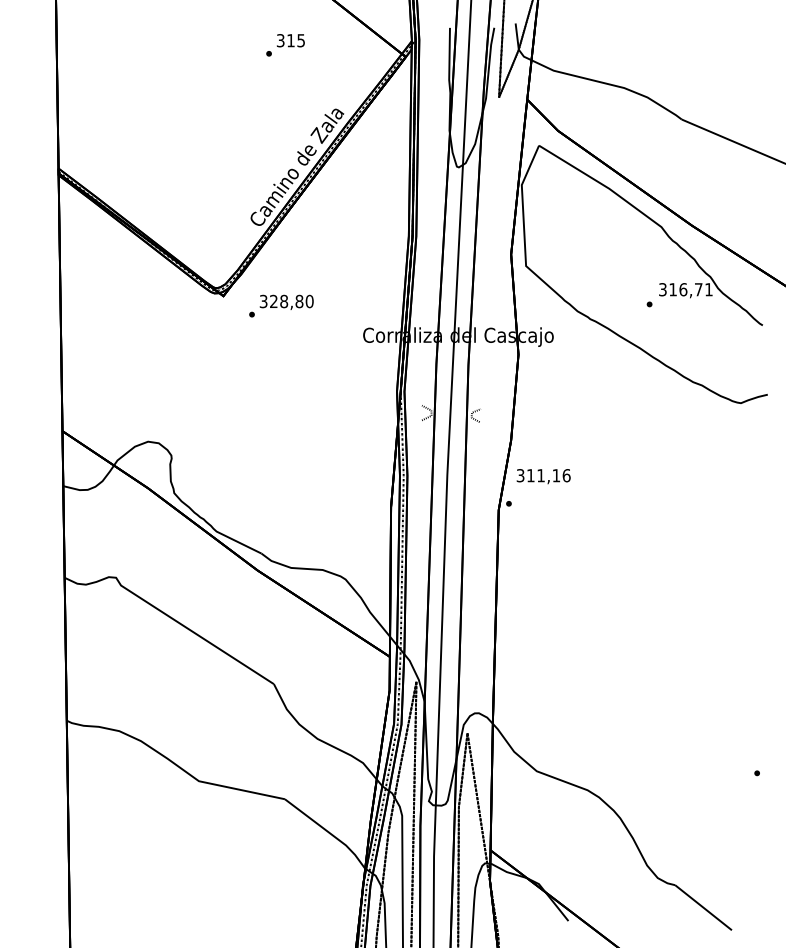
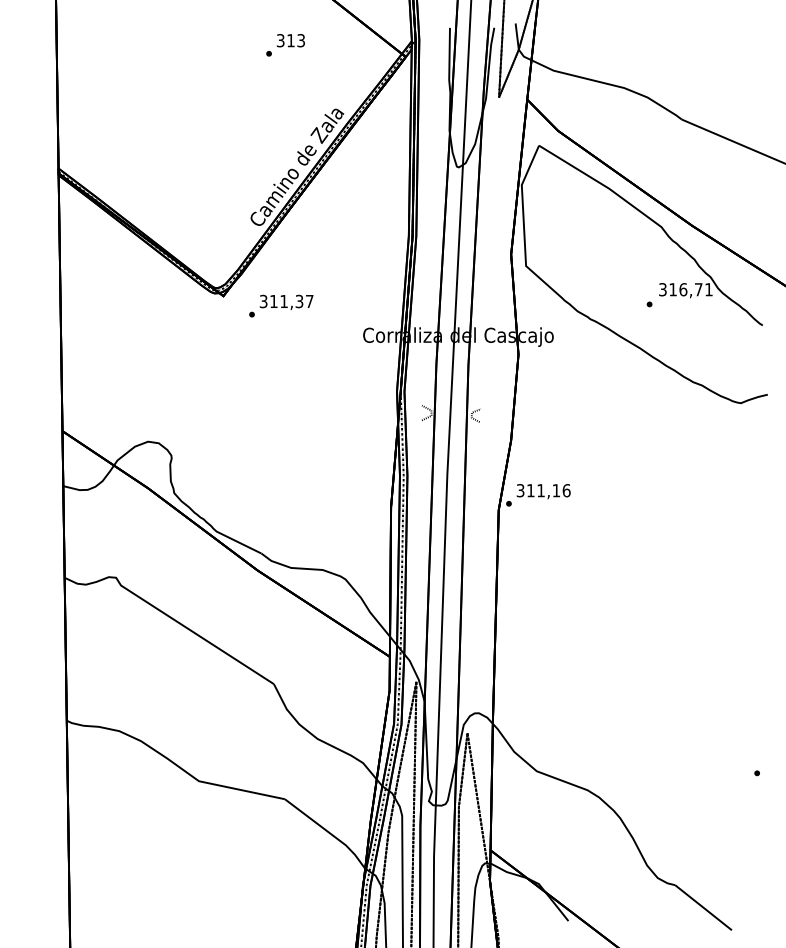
text: 315 -> 313 (300, 40)
text: 328,80 -> 311,37 (291, 301)
text position: (543, 476) -> (543, 491) (543, 491)
